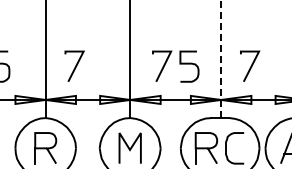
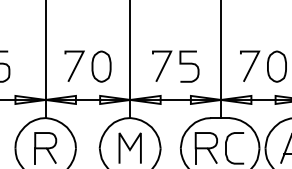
line: dashed -> solid (221, 59)
part: none -> present (101, 66)
part: none -> present (276, 66)
